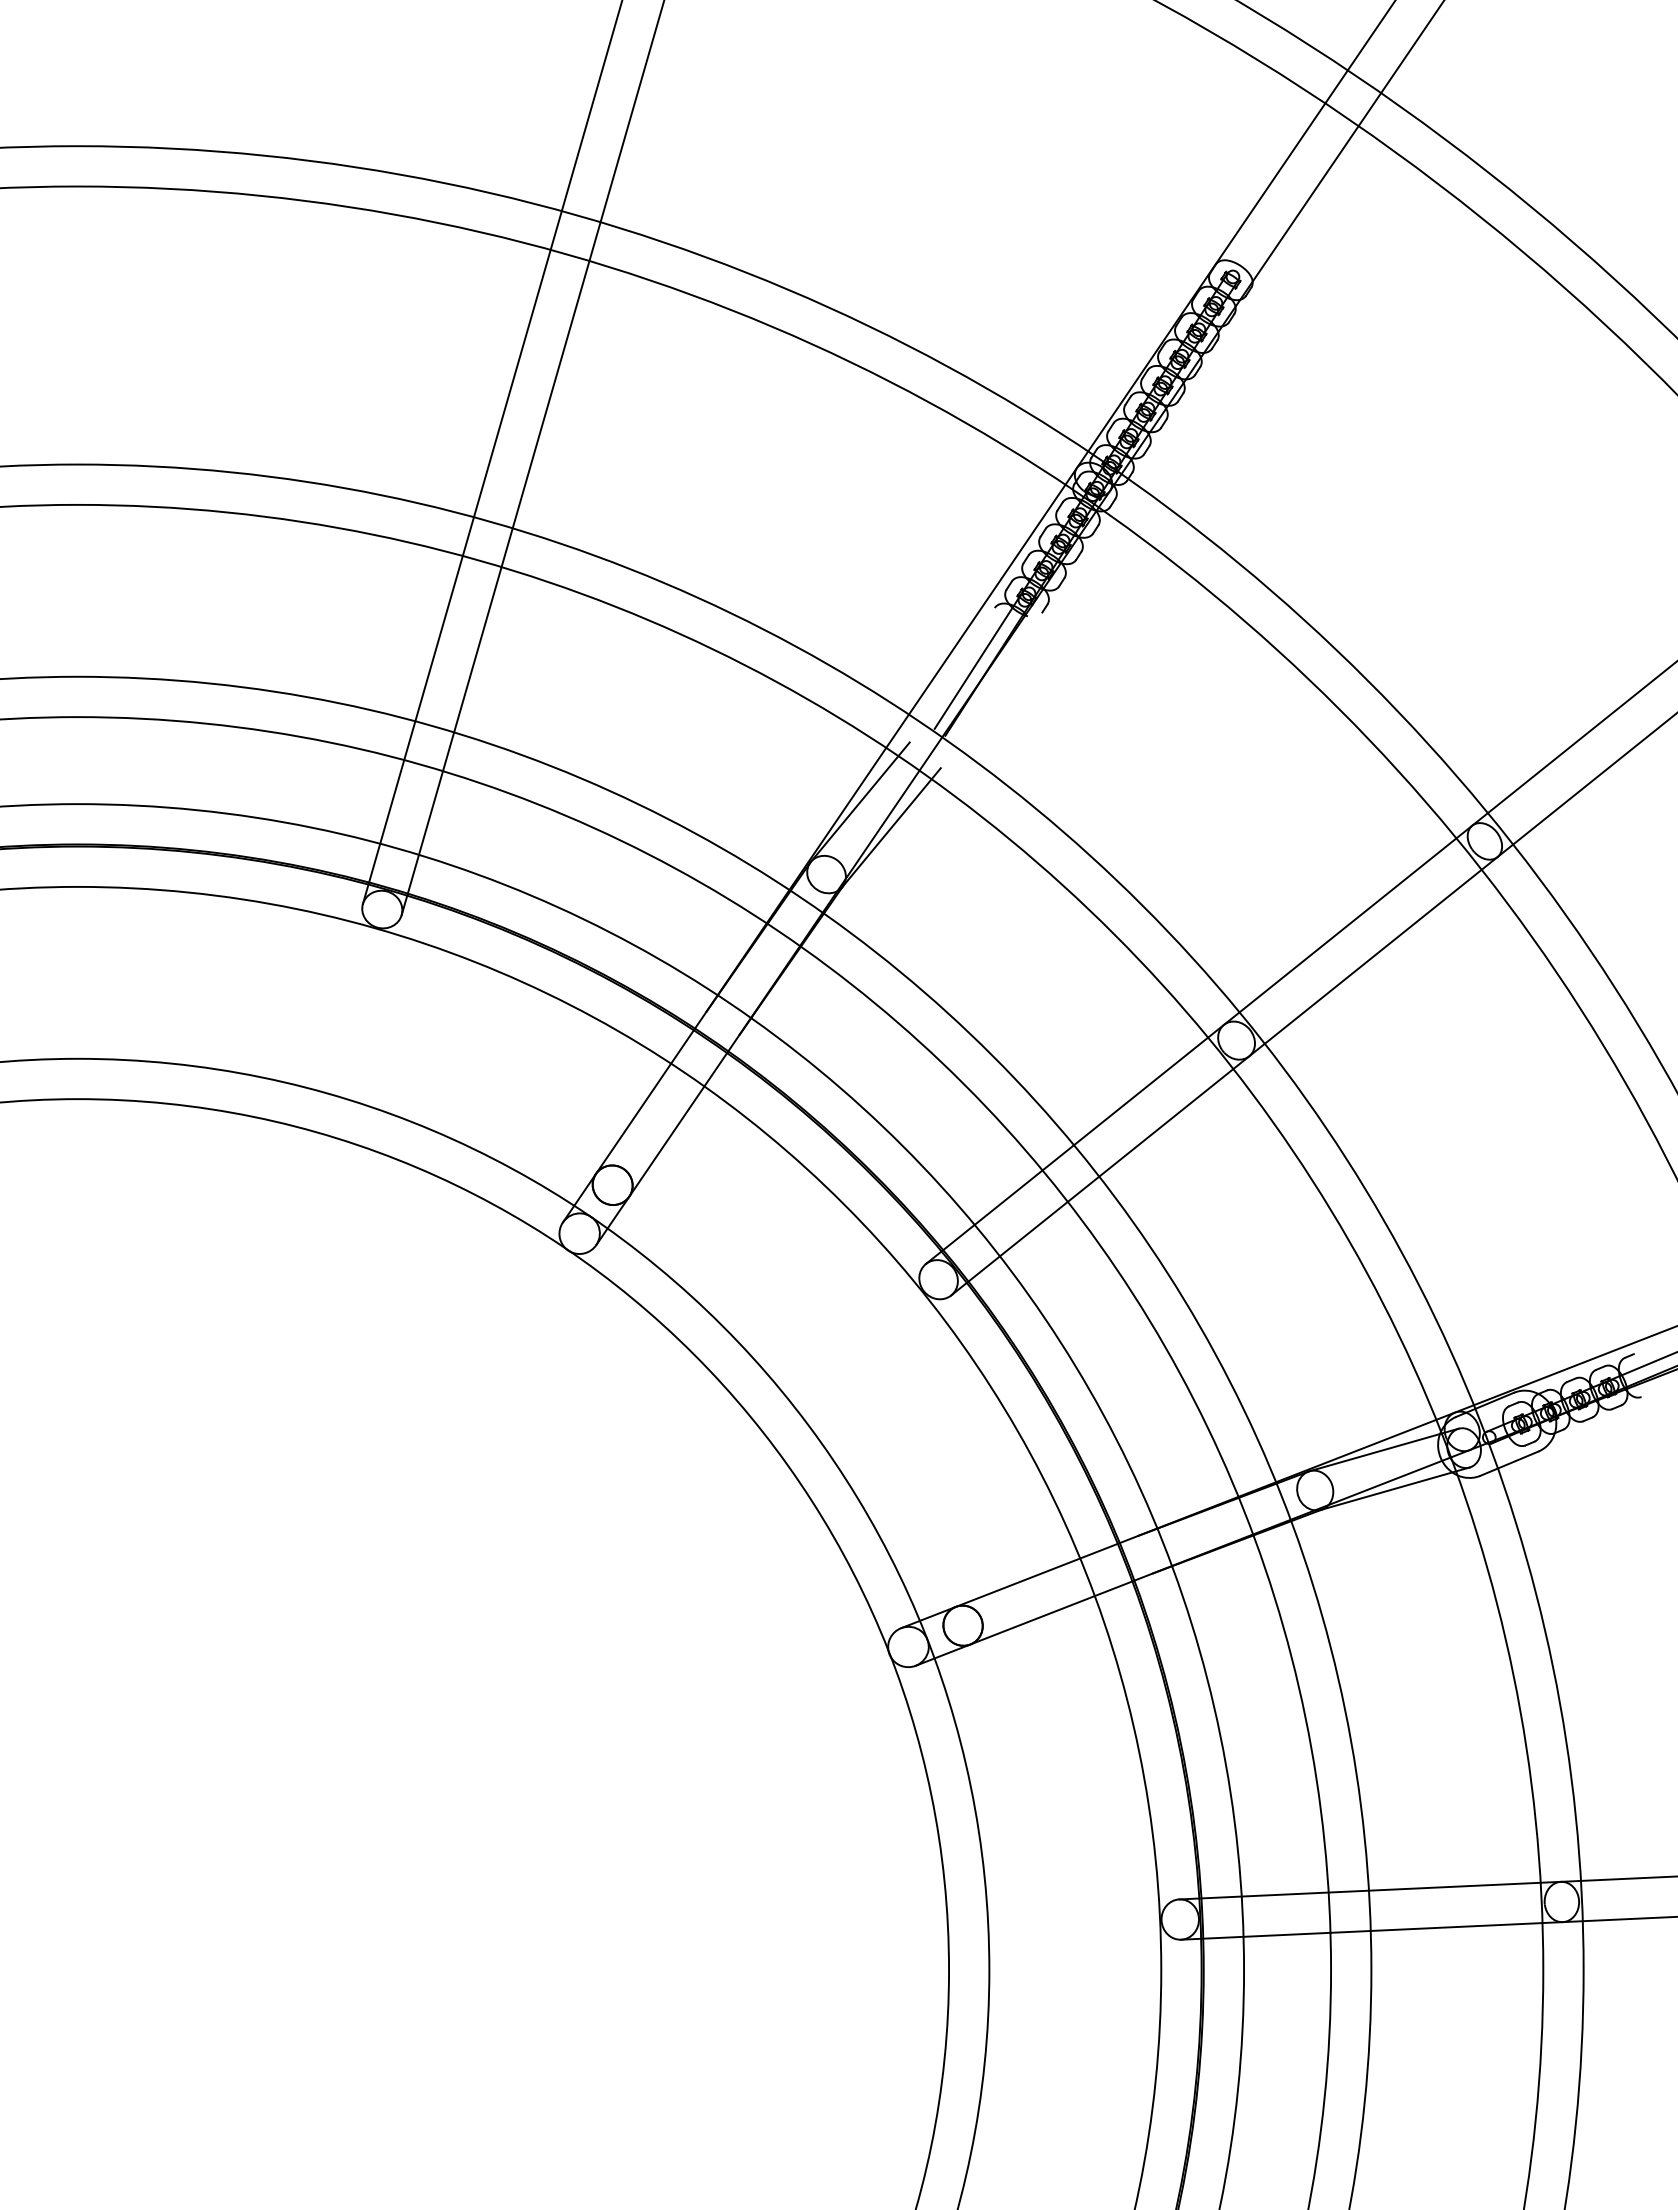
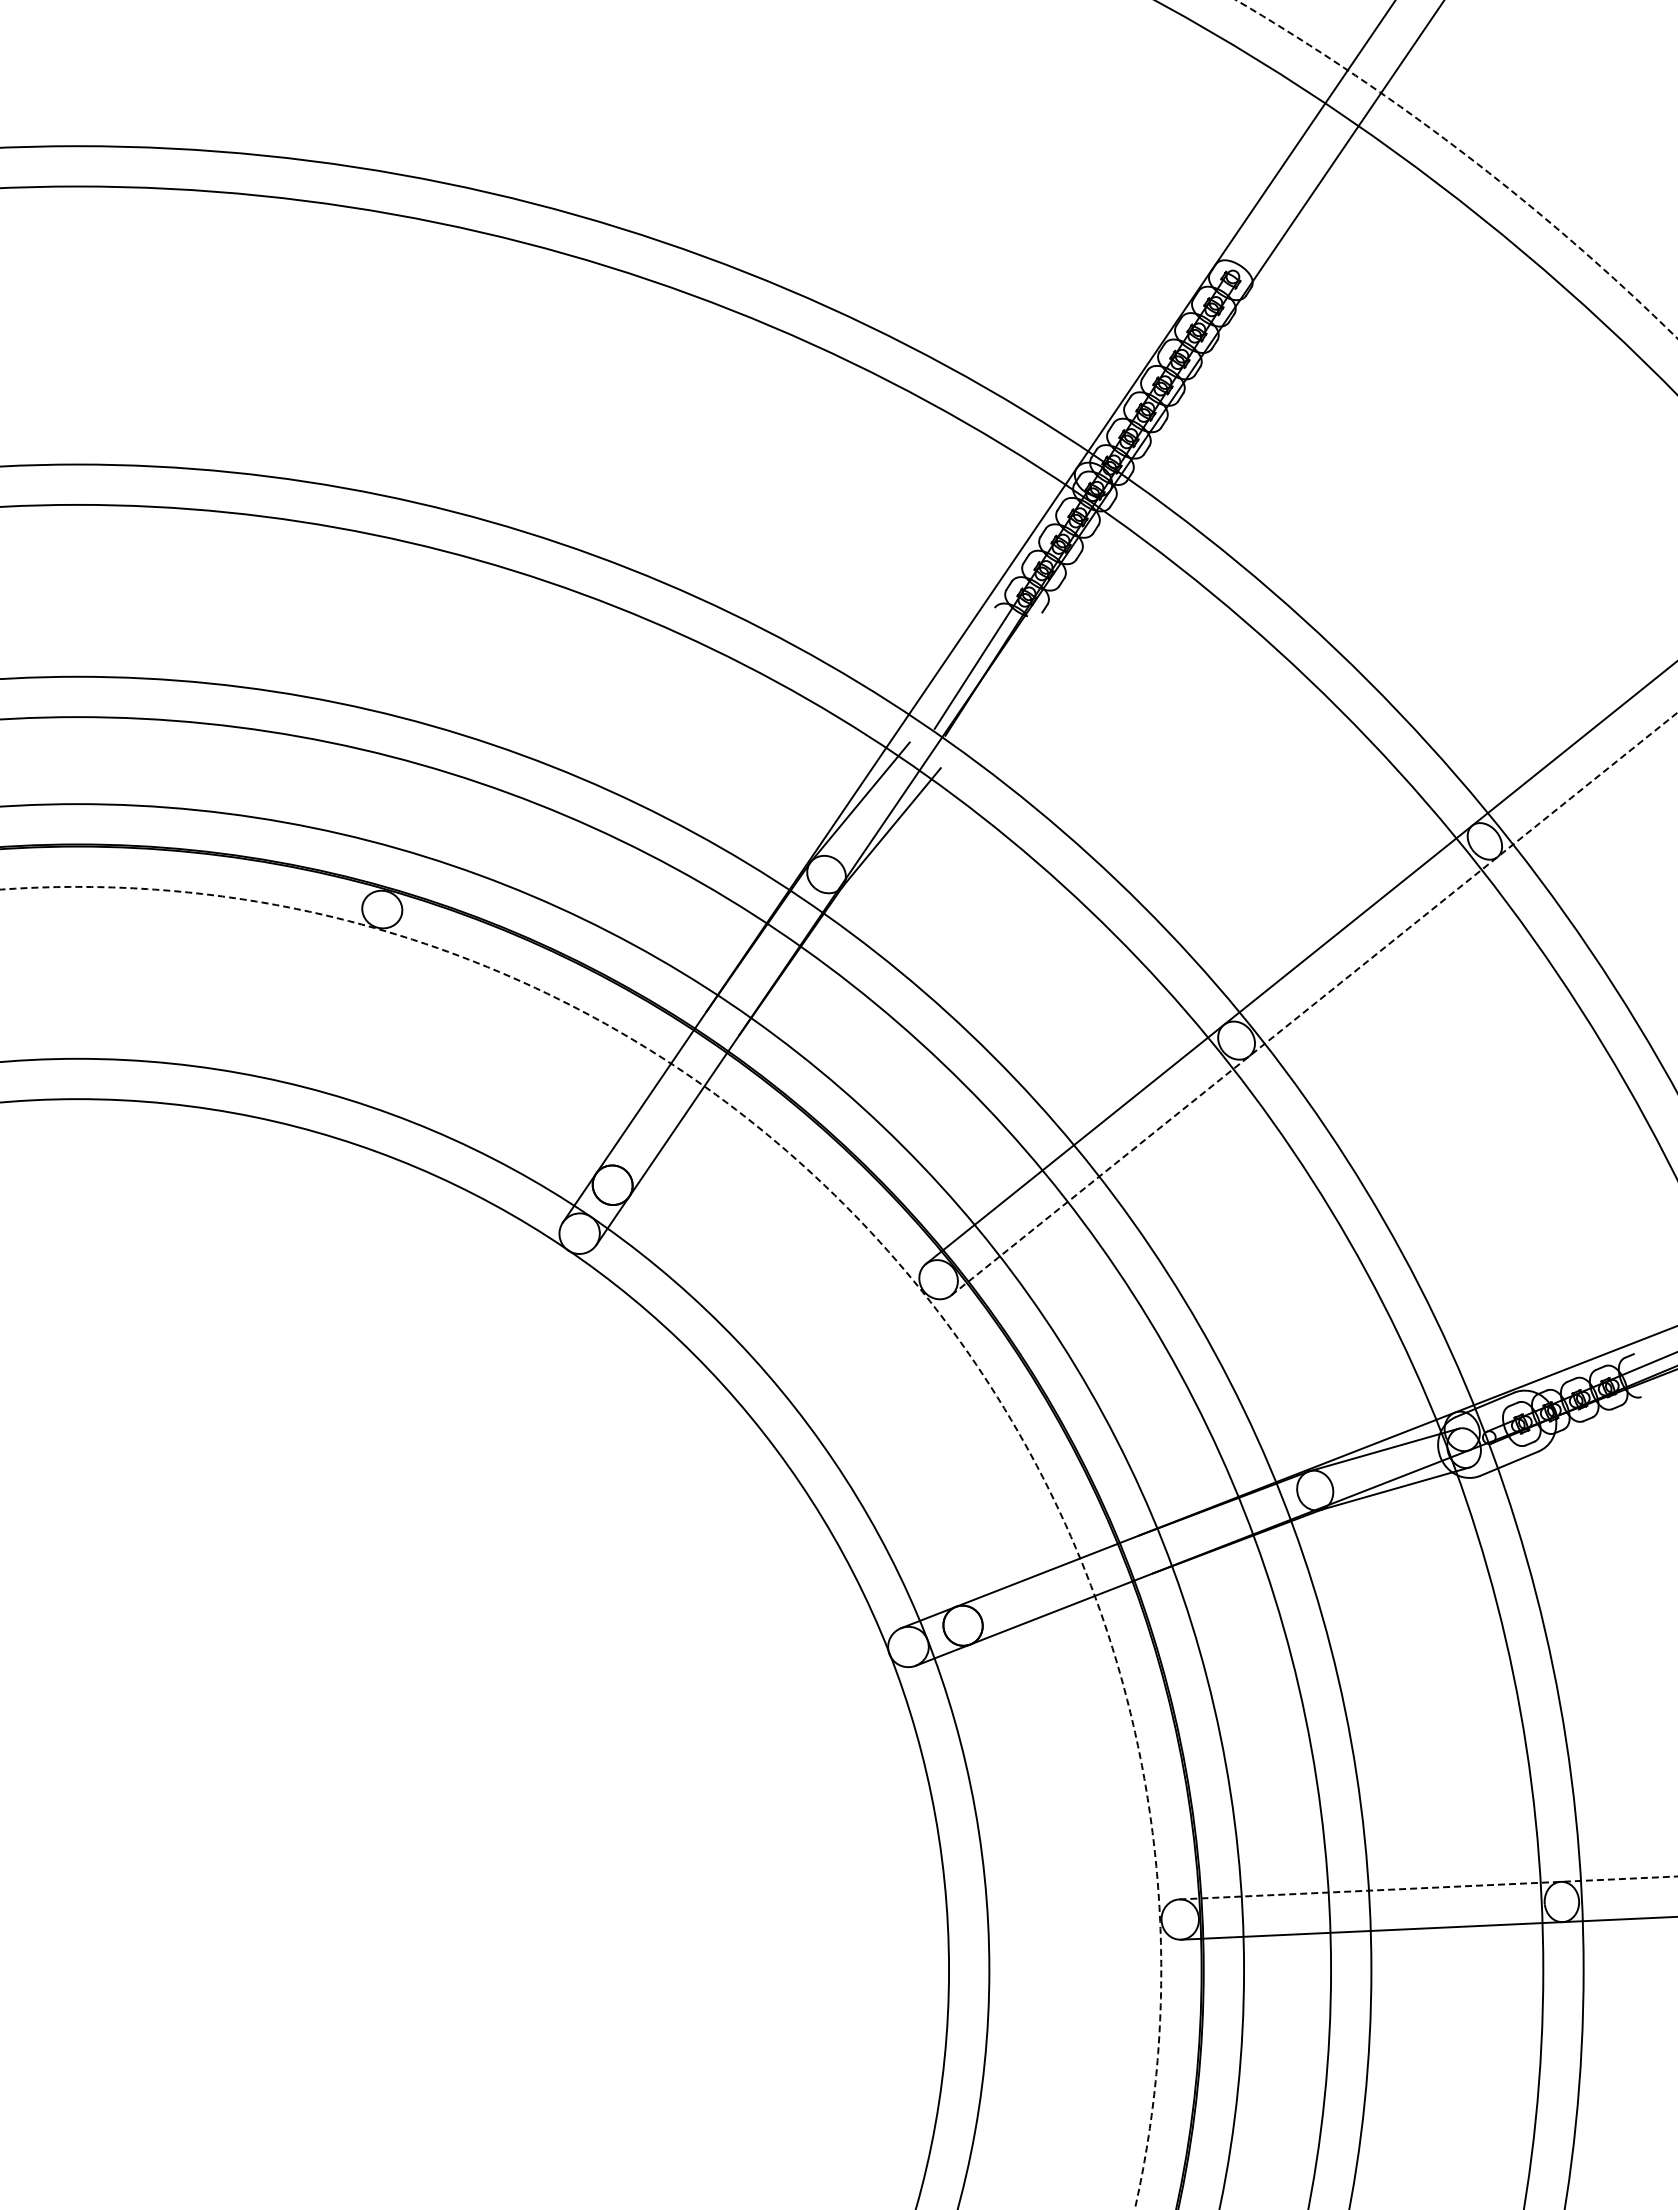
circle: solid -> dashed (1456, 169)
line: present -> none (491, 453)
line: present -> none (532, 458)
line: solid -> dashed (1314, 1003)
circle: solid -> dashed (580, 1547)
line: solid -> dashed (1428, 1887)
